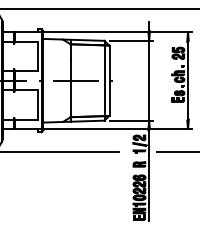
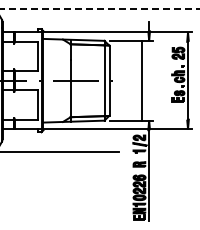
line: solid -> dashed (99, 9)
line position: (149, 80) -> (142, 80) (142, 80)
line: present -> none (176, 152)
